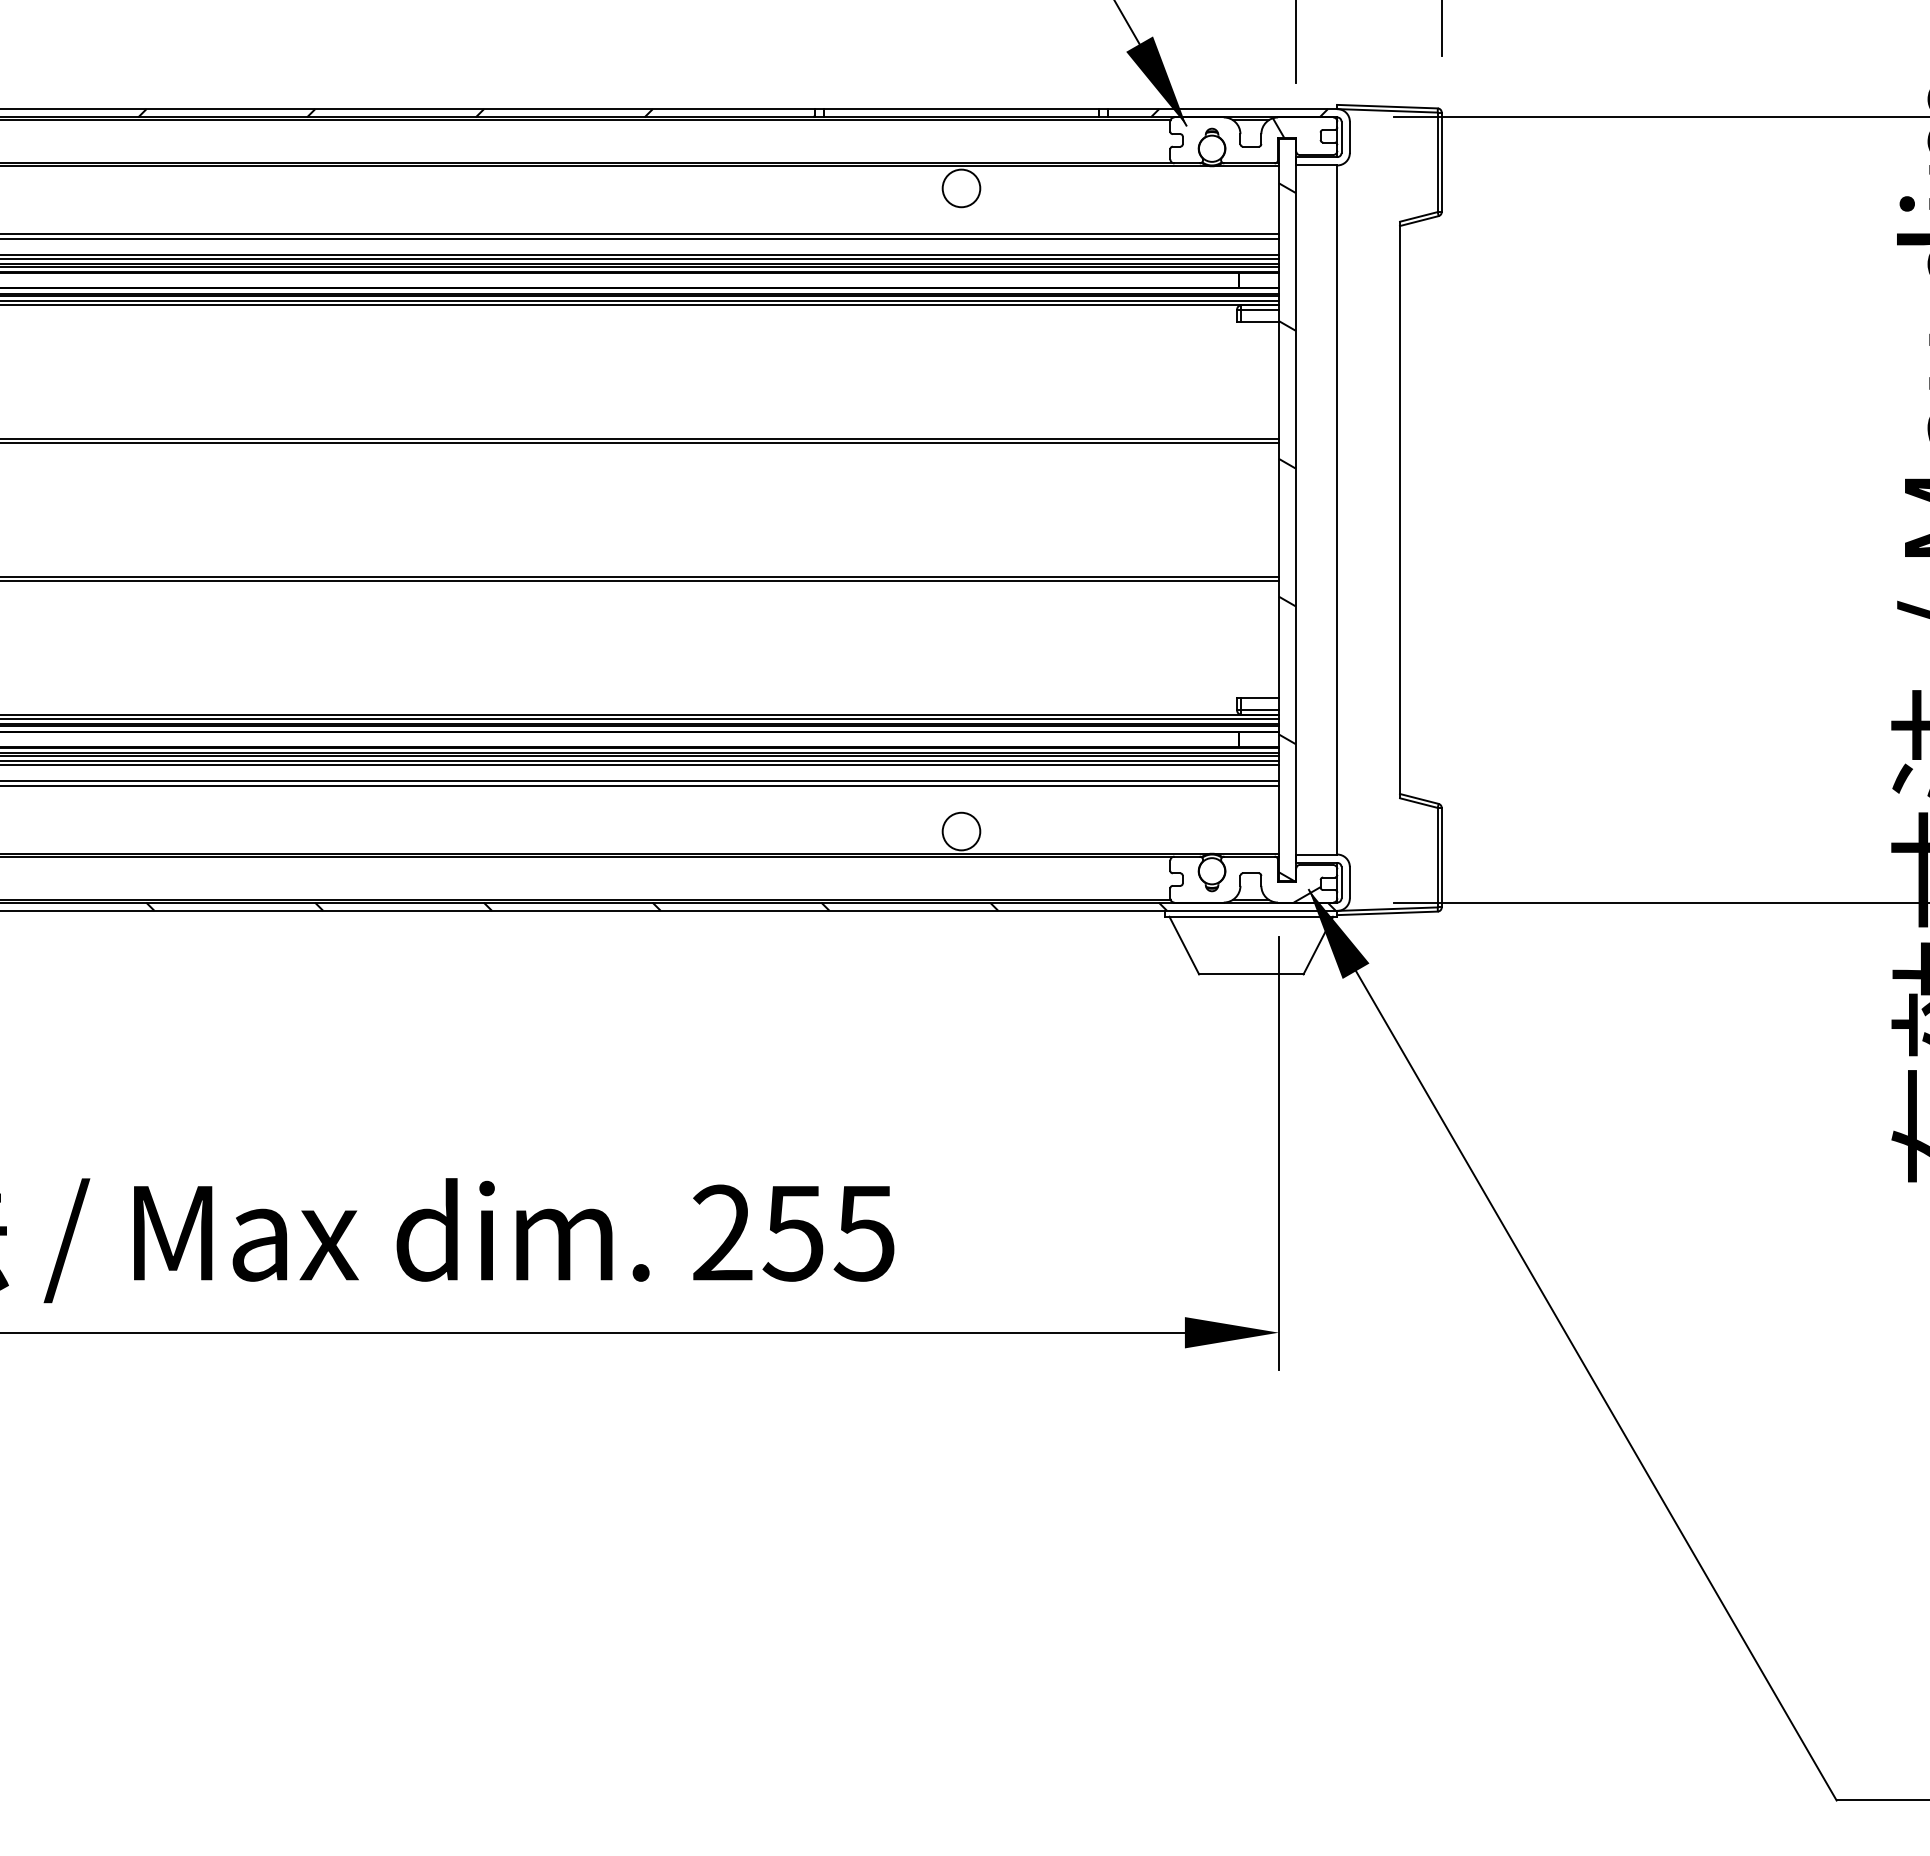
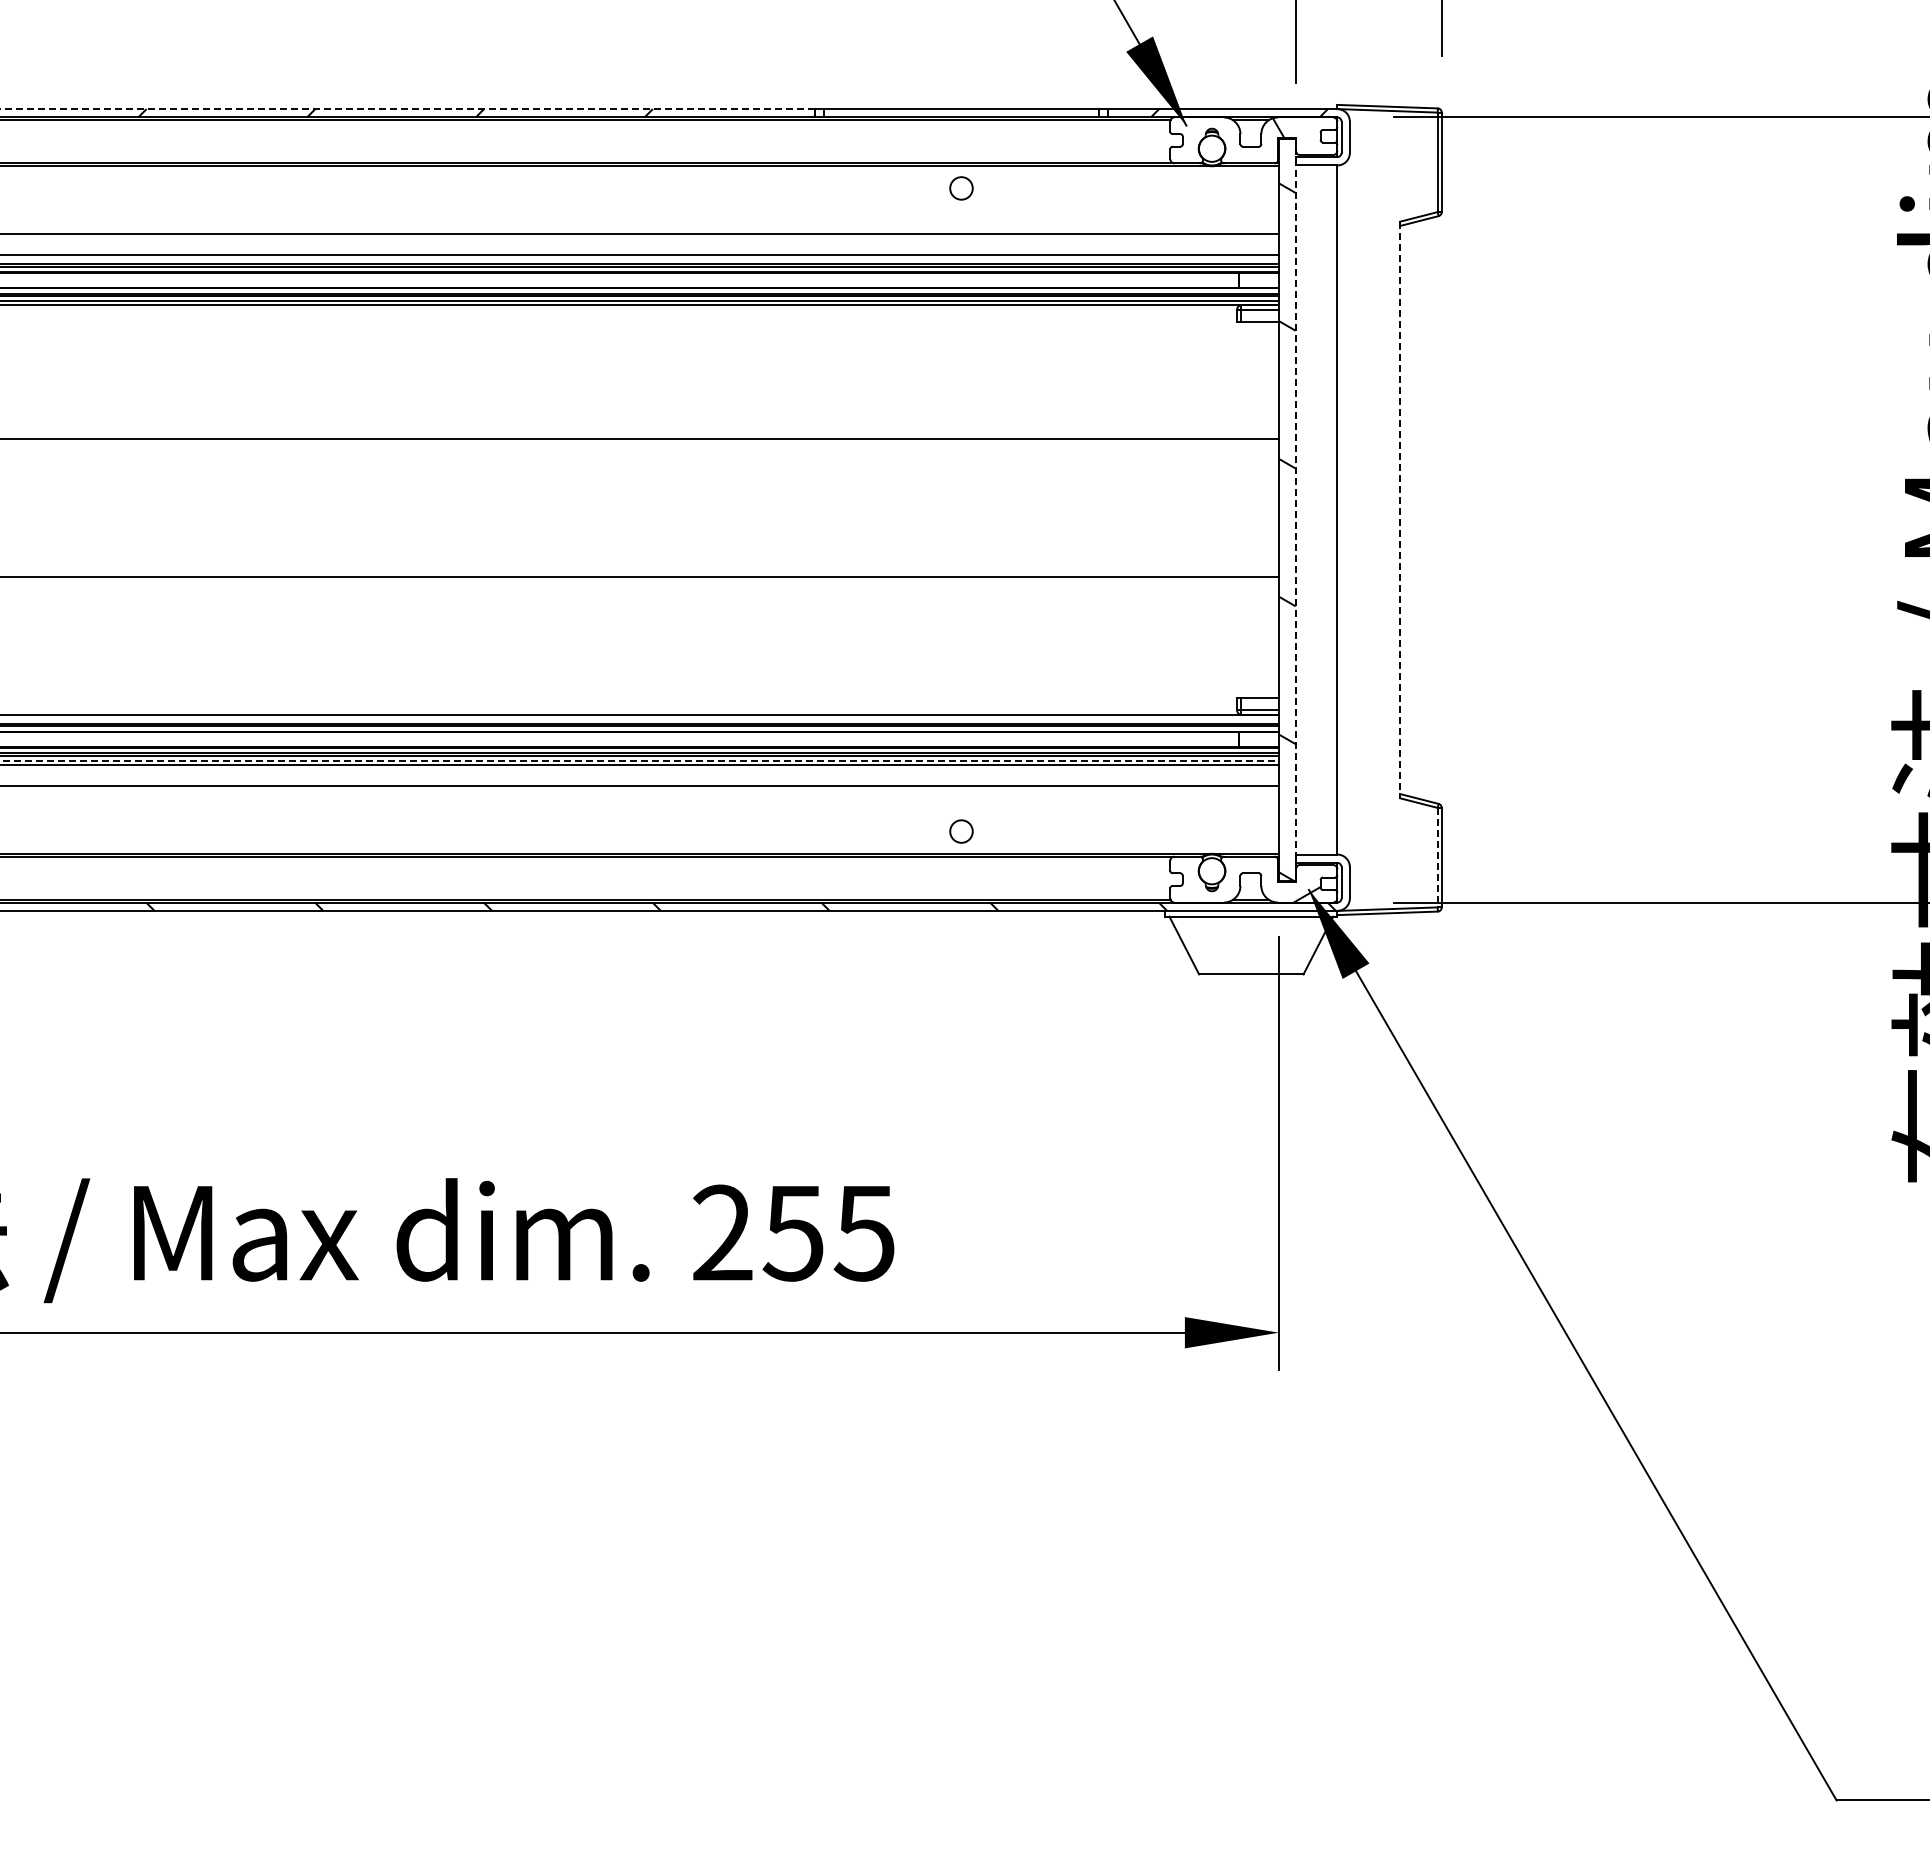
line: solid -> dashed (407, 109)
circle diameter: 38 px -> 23 px (961, 188)
line: present -> none (640, 238)
line: present -> none (640, 259)
line: present -> none (640, 443)
line: solid -> dashed (1295, 510)
line: solid -> dashed (1400, 510)
line: present -> none (640, 581)
line: present -> none (640, 718)
line: solid -> dashed (640, 760)
line: present -> none (640, 781)
circle diameter: 38 px -> 23 px (961, 831)
line: solid -> dashed (1437, 857)
